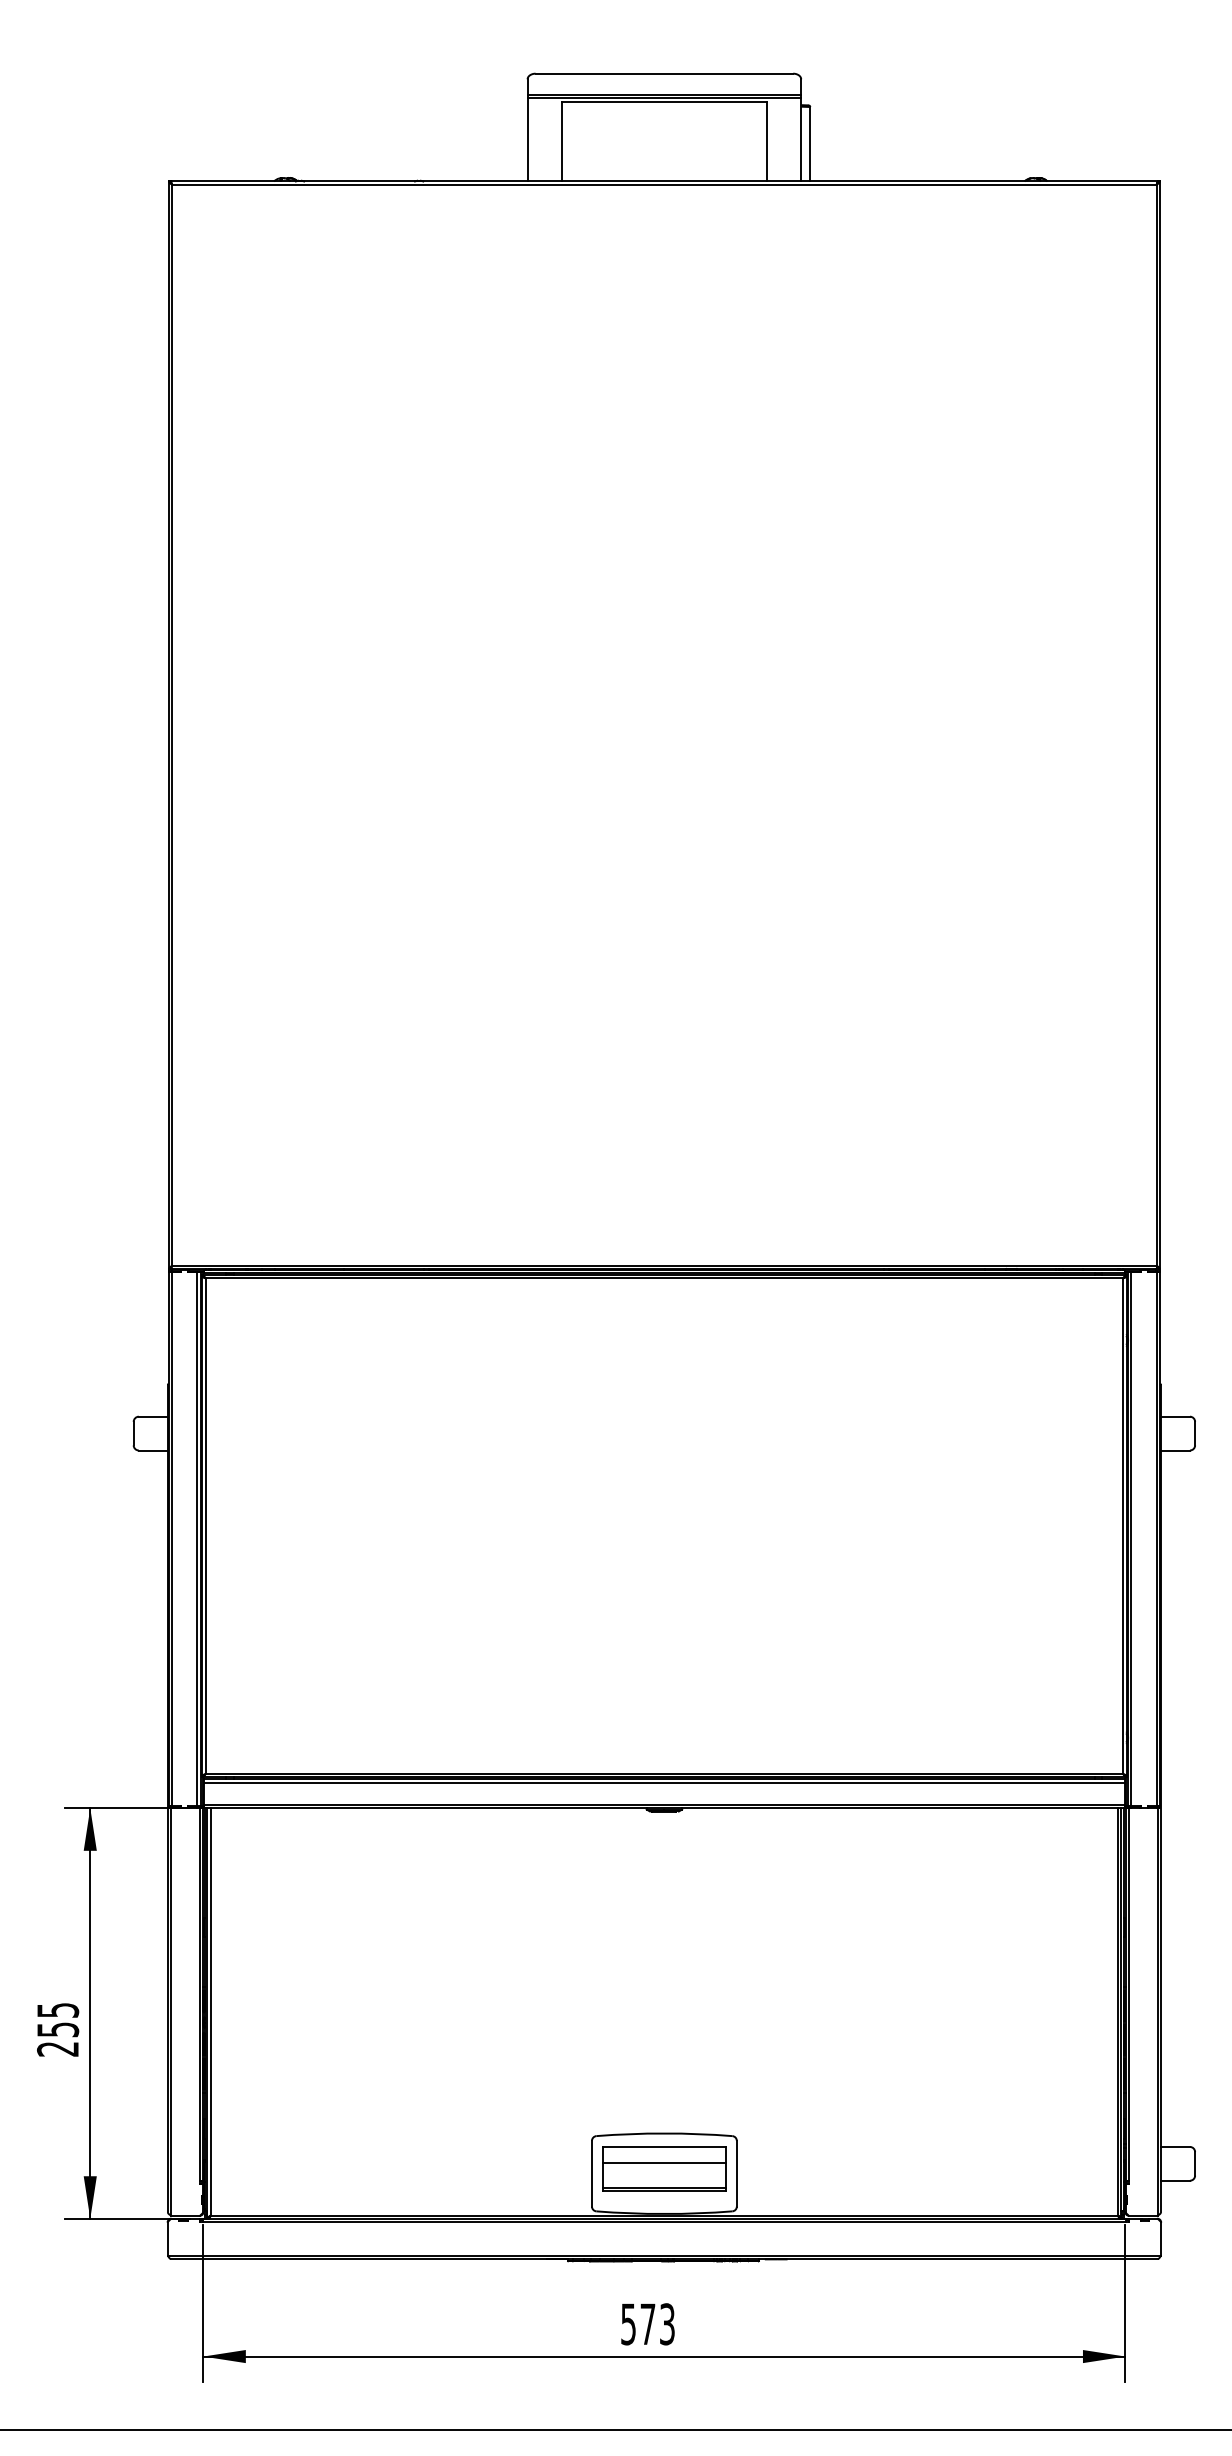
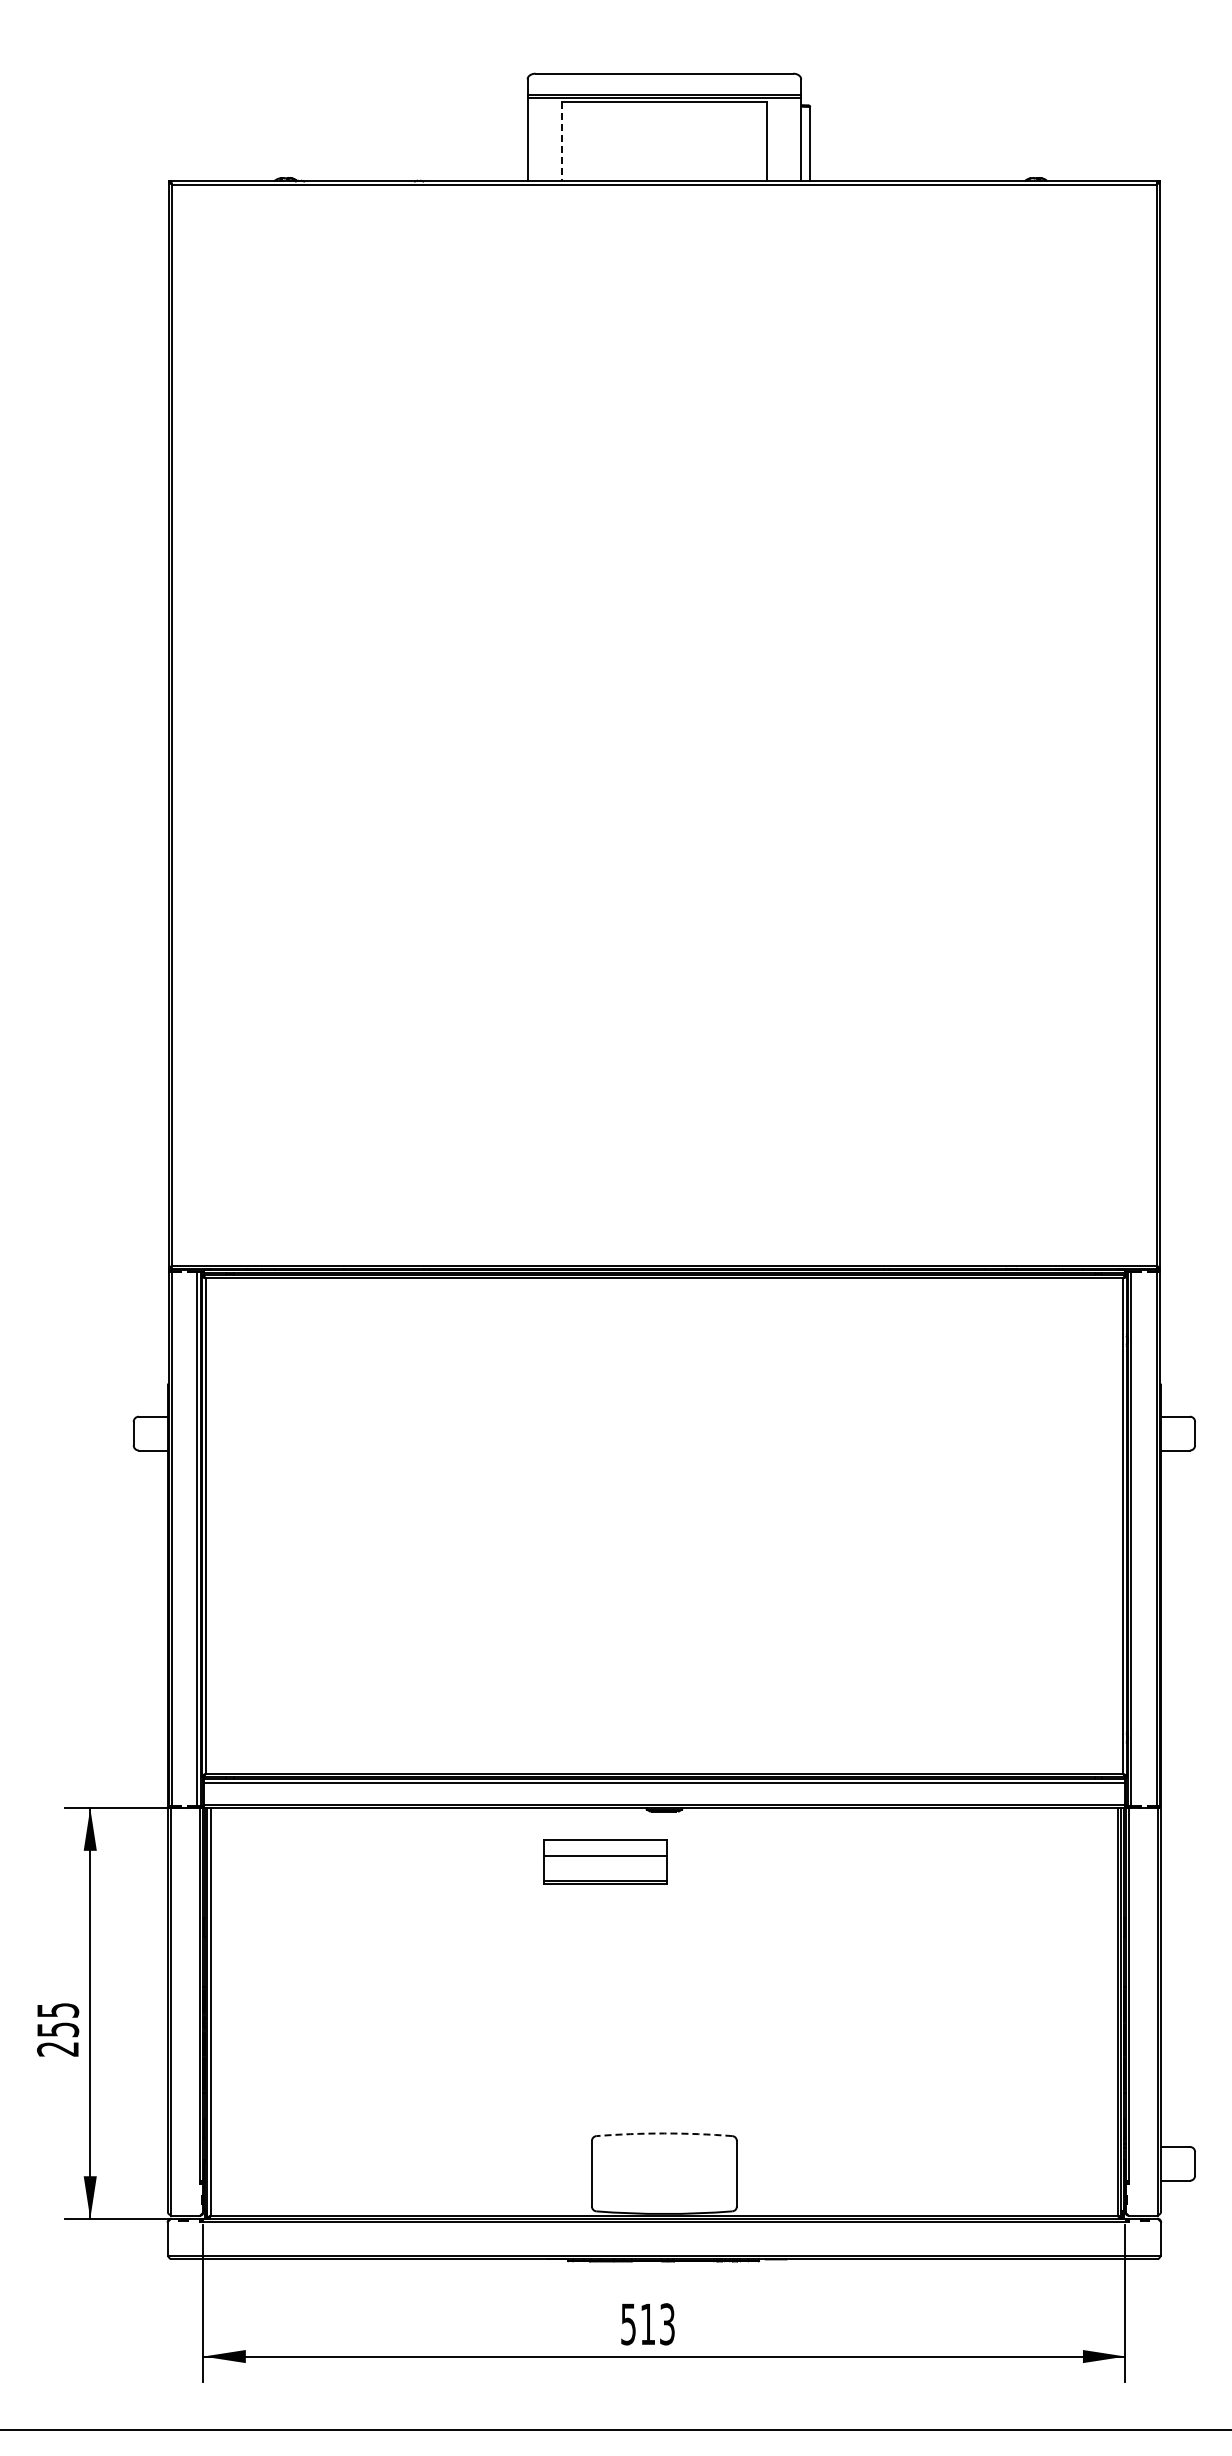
line: solid -> dashed (562, 141)
arc: solid -> dashed (664, 2133)
part position: (664, 2168) -> (605, 1861) (605, 1861)
text: 573 -> 513 (647, 2323)
